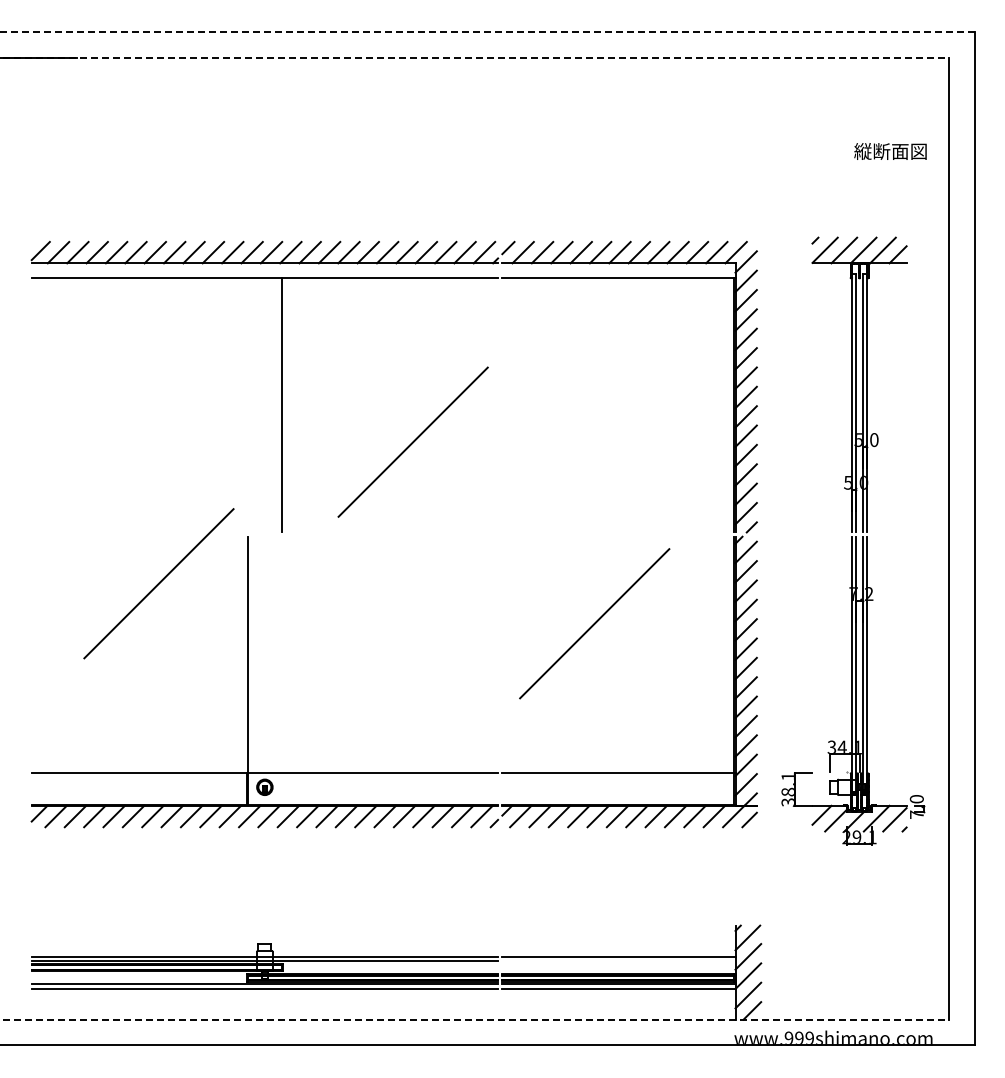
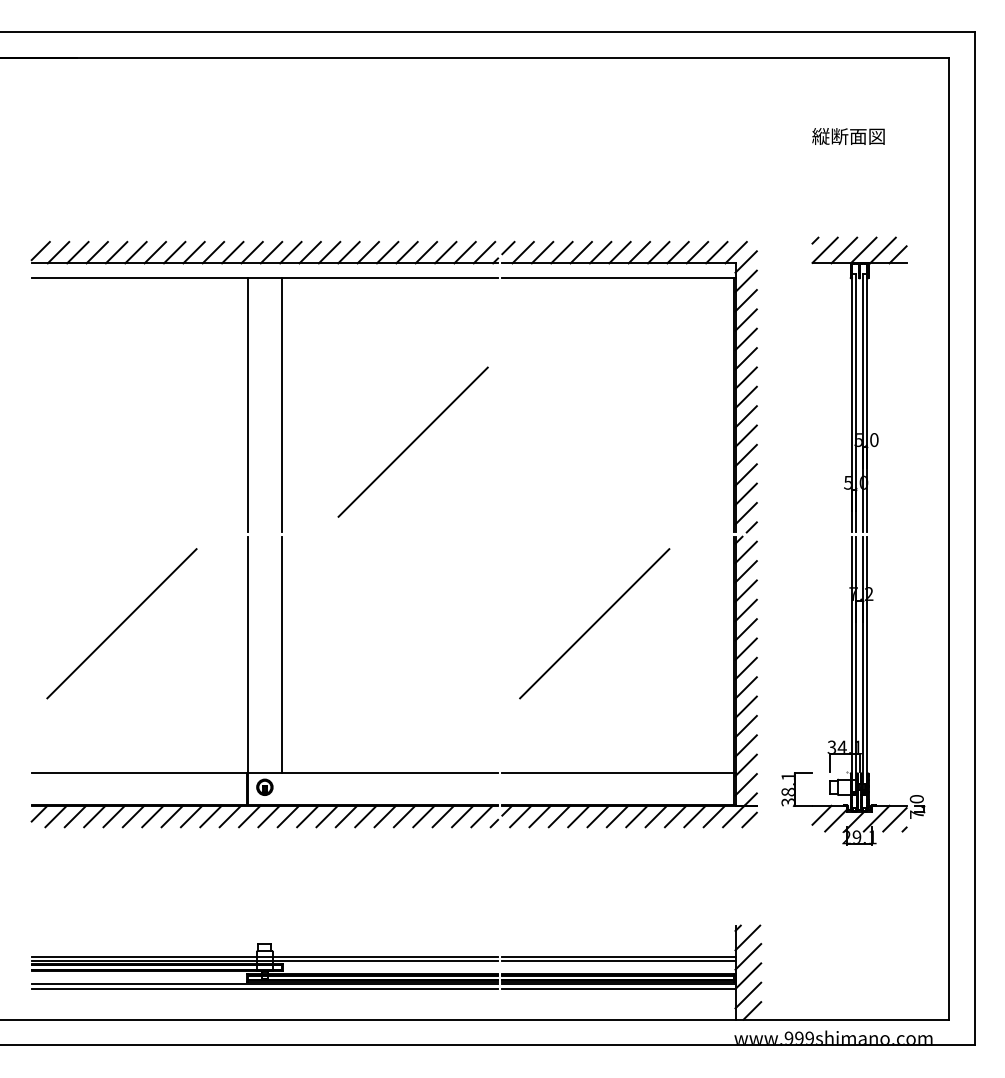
line: dashed -> solid (488, 32)
line: dashed -> solid (474, 58)
text position: (890, 151) -> (848, 136) (848, 136)
line: none -> present (247, 405)
line position: (158, 583) -> (121, 623) (121, 623)
line: none -> present (282, 654)
line: none -> present (618, 961)
line: dashed -> solid (474, 1019)
